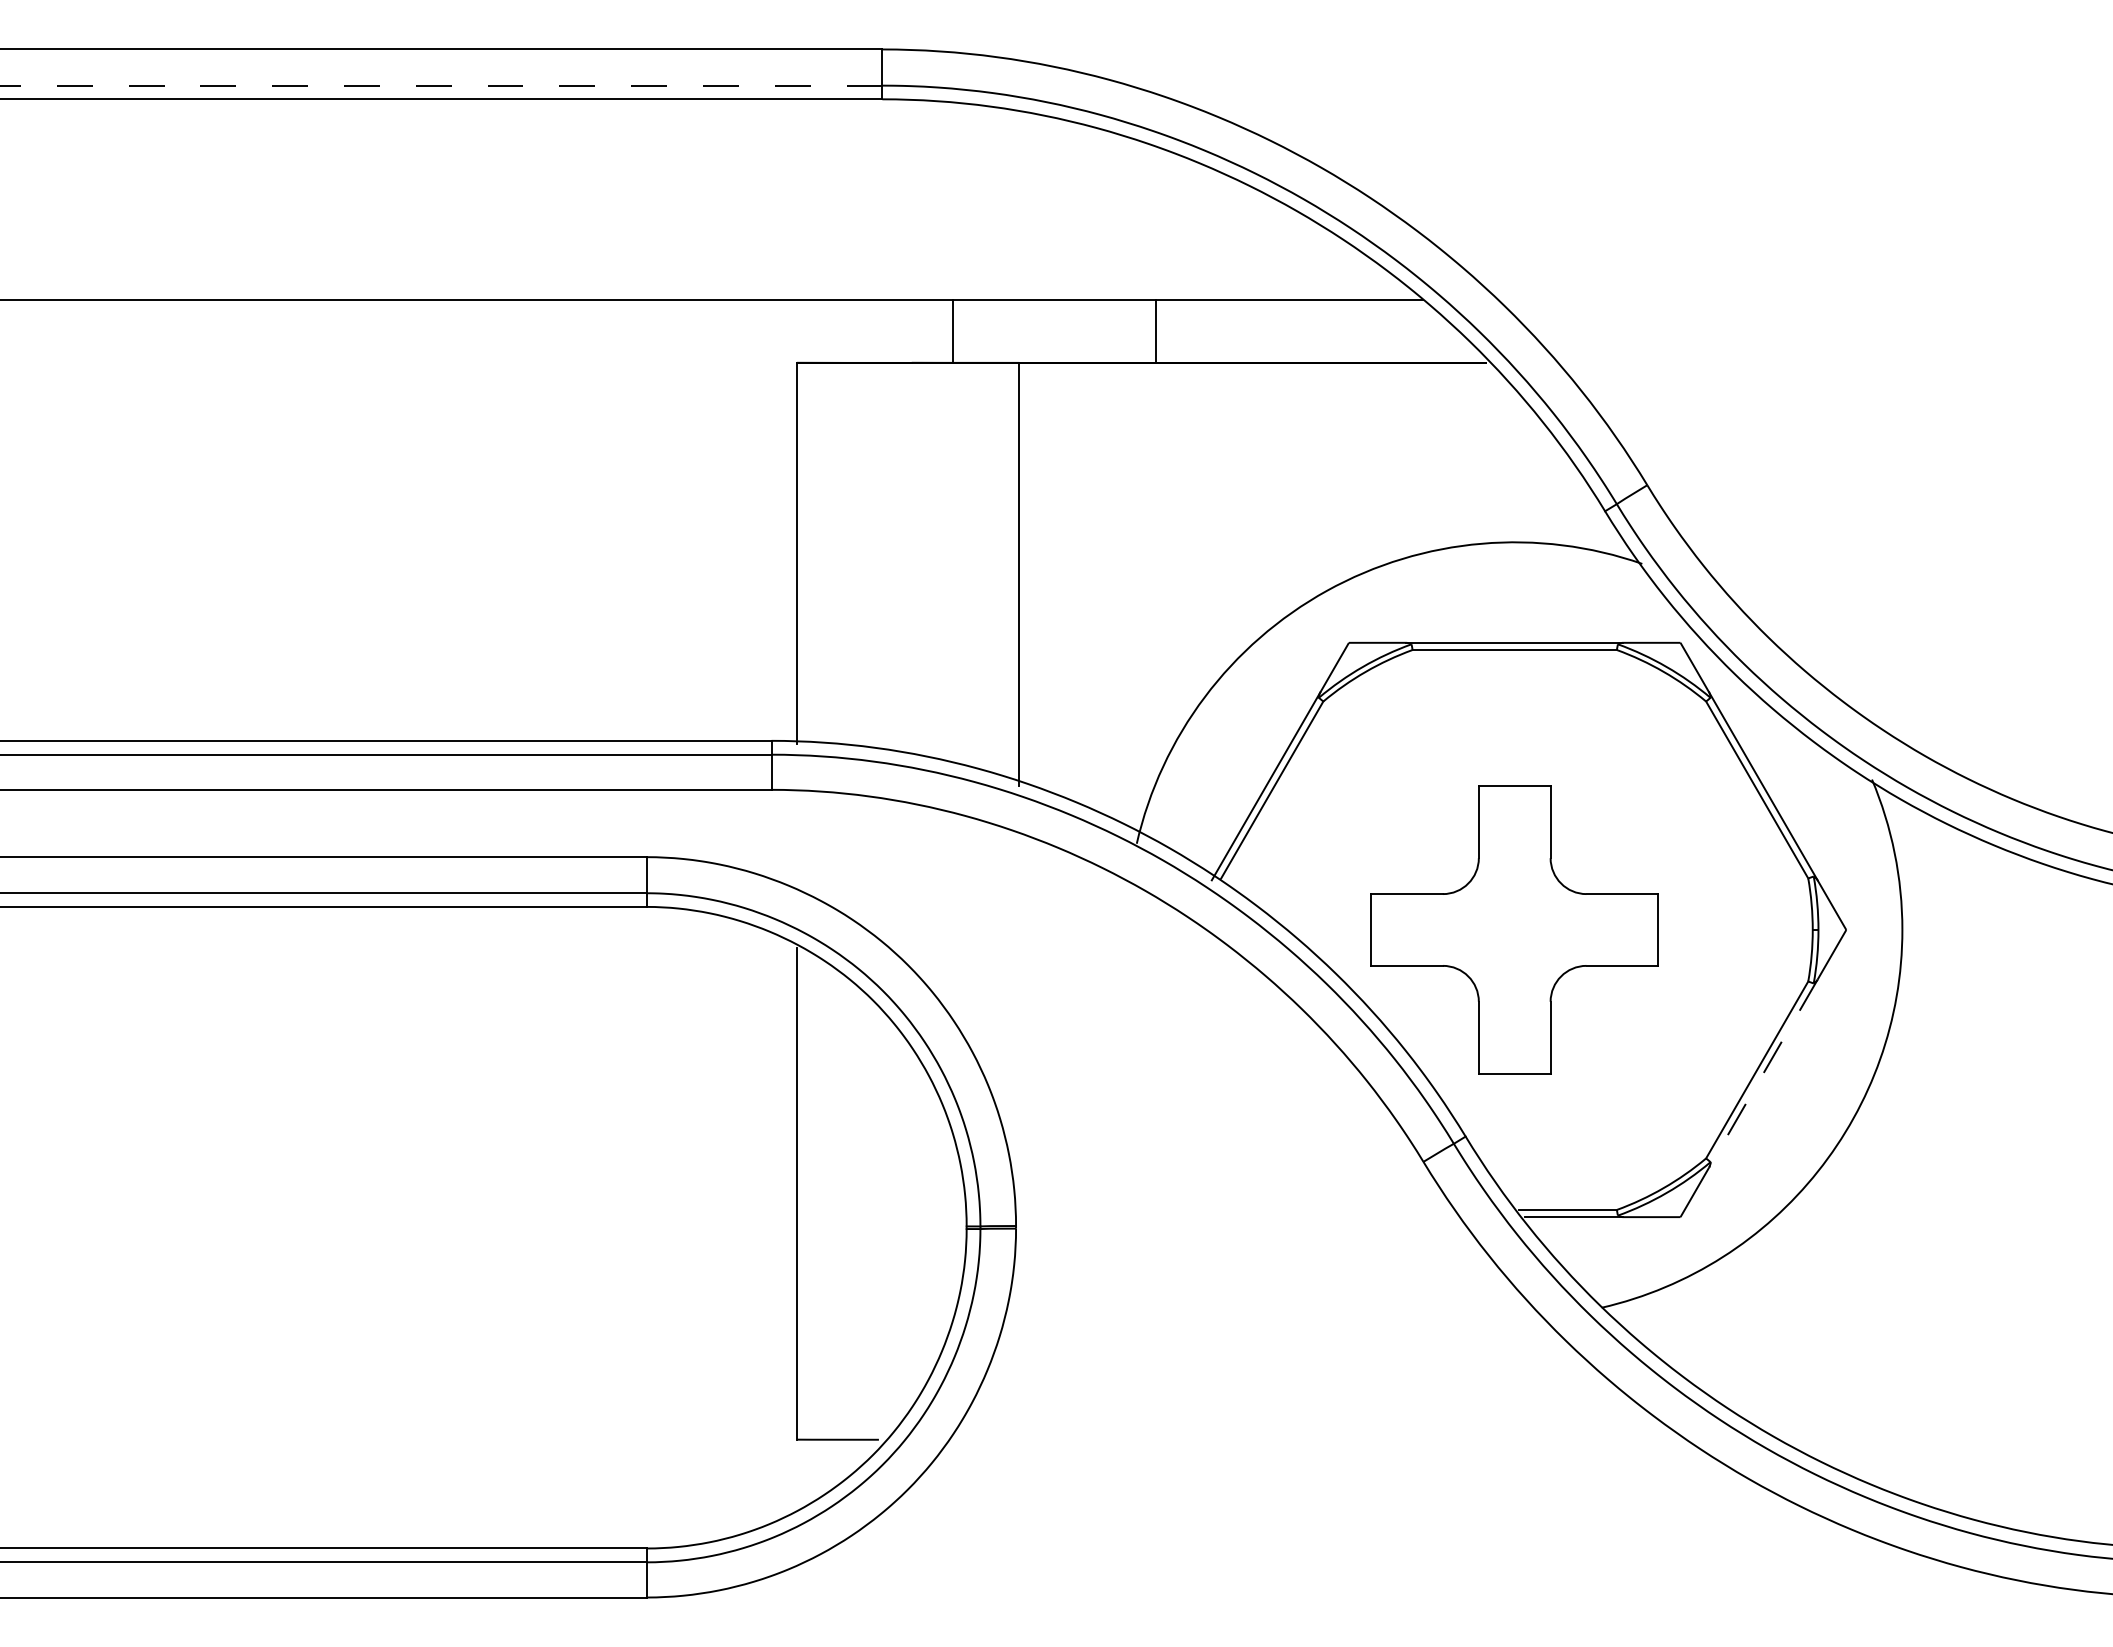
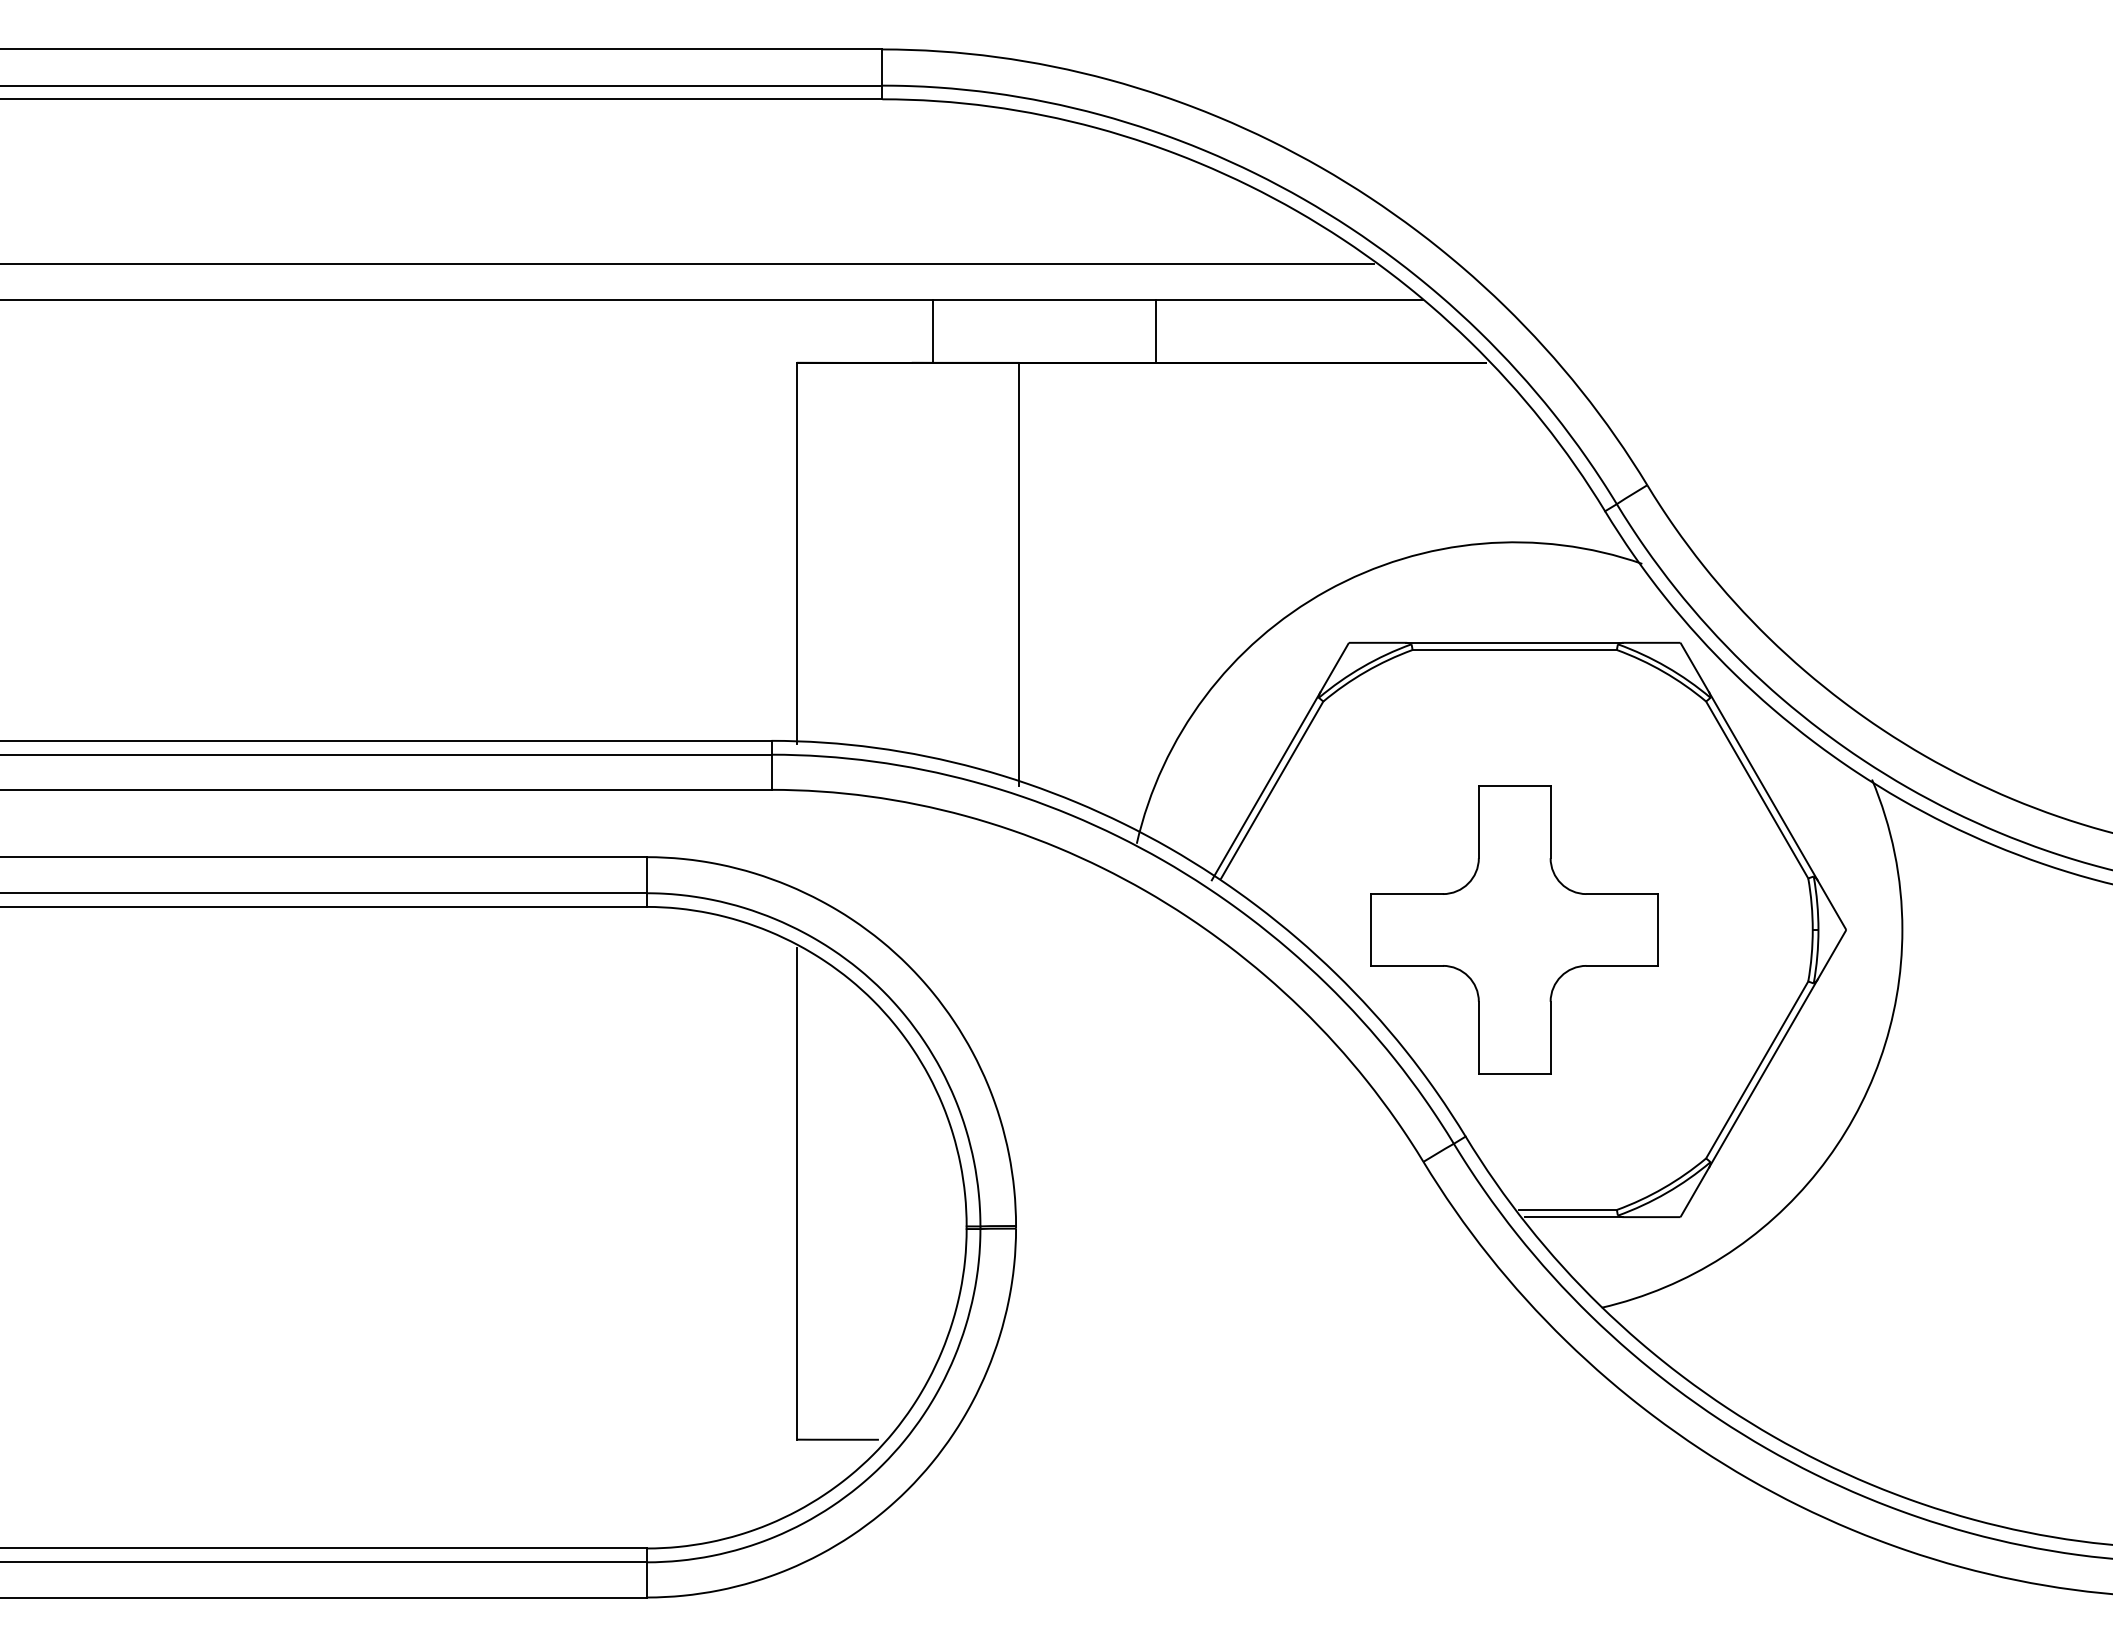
line: dashed -> solid (441, 85)
line: none -> present (687, 264)
line position: (953, 330) -> (933, 330) (933, 330)
line: dashed -> solid (1763, 1073)
